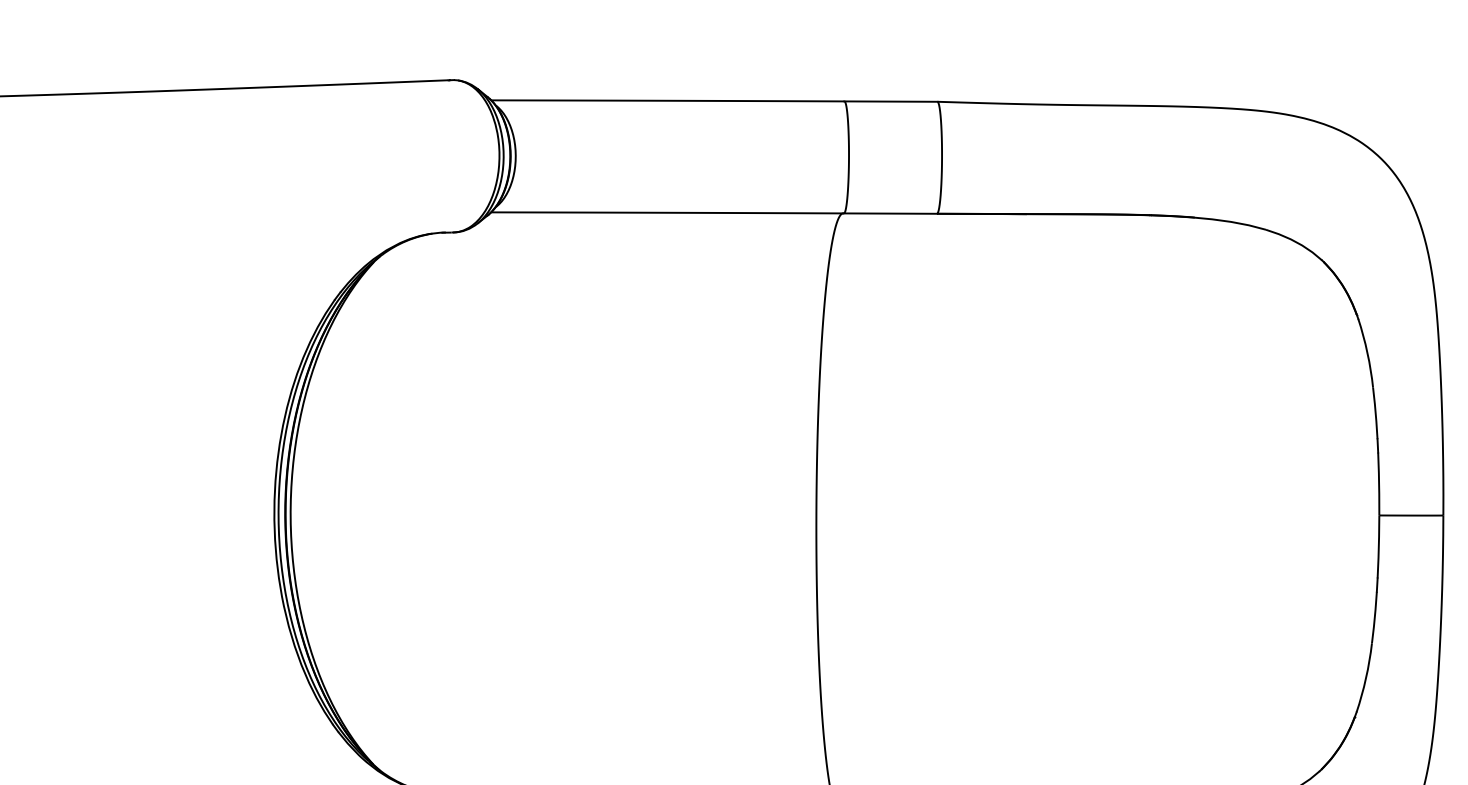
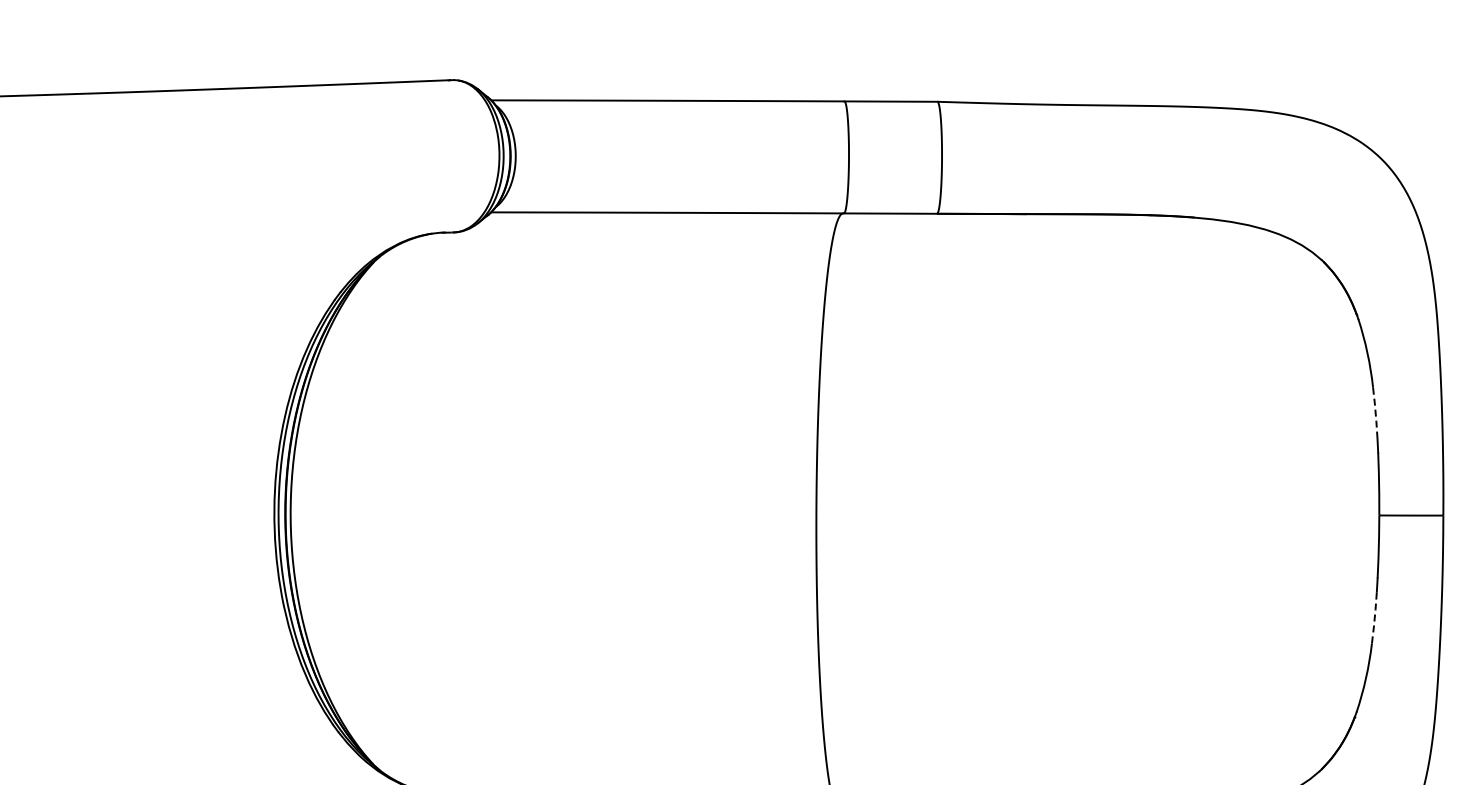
line: solid -> dashed (1375, 413)
line: solid -> dashed (1374, 617)
